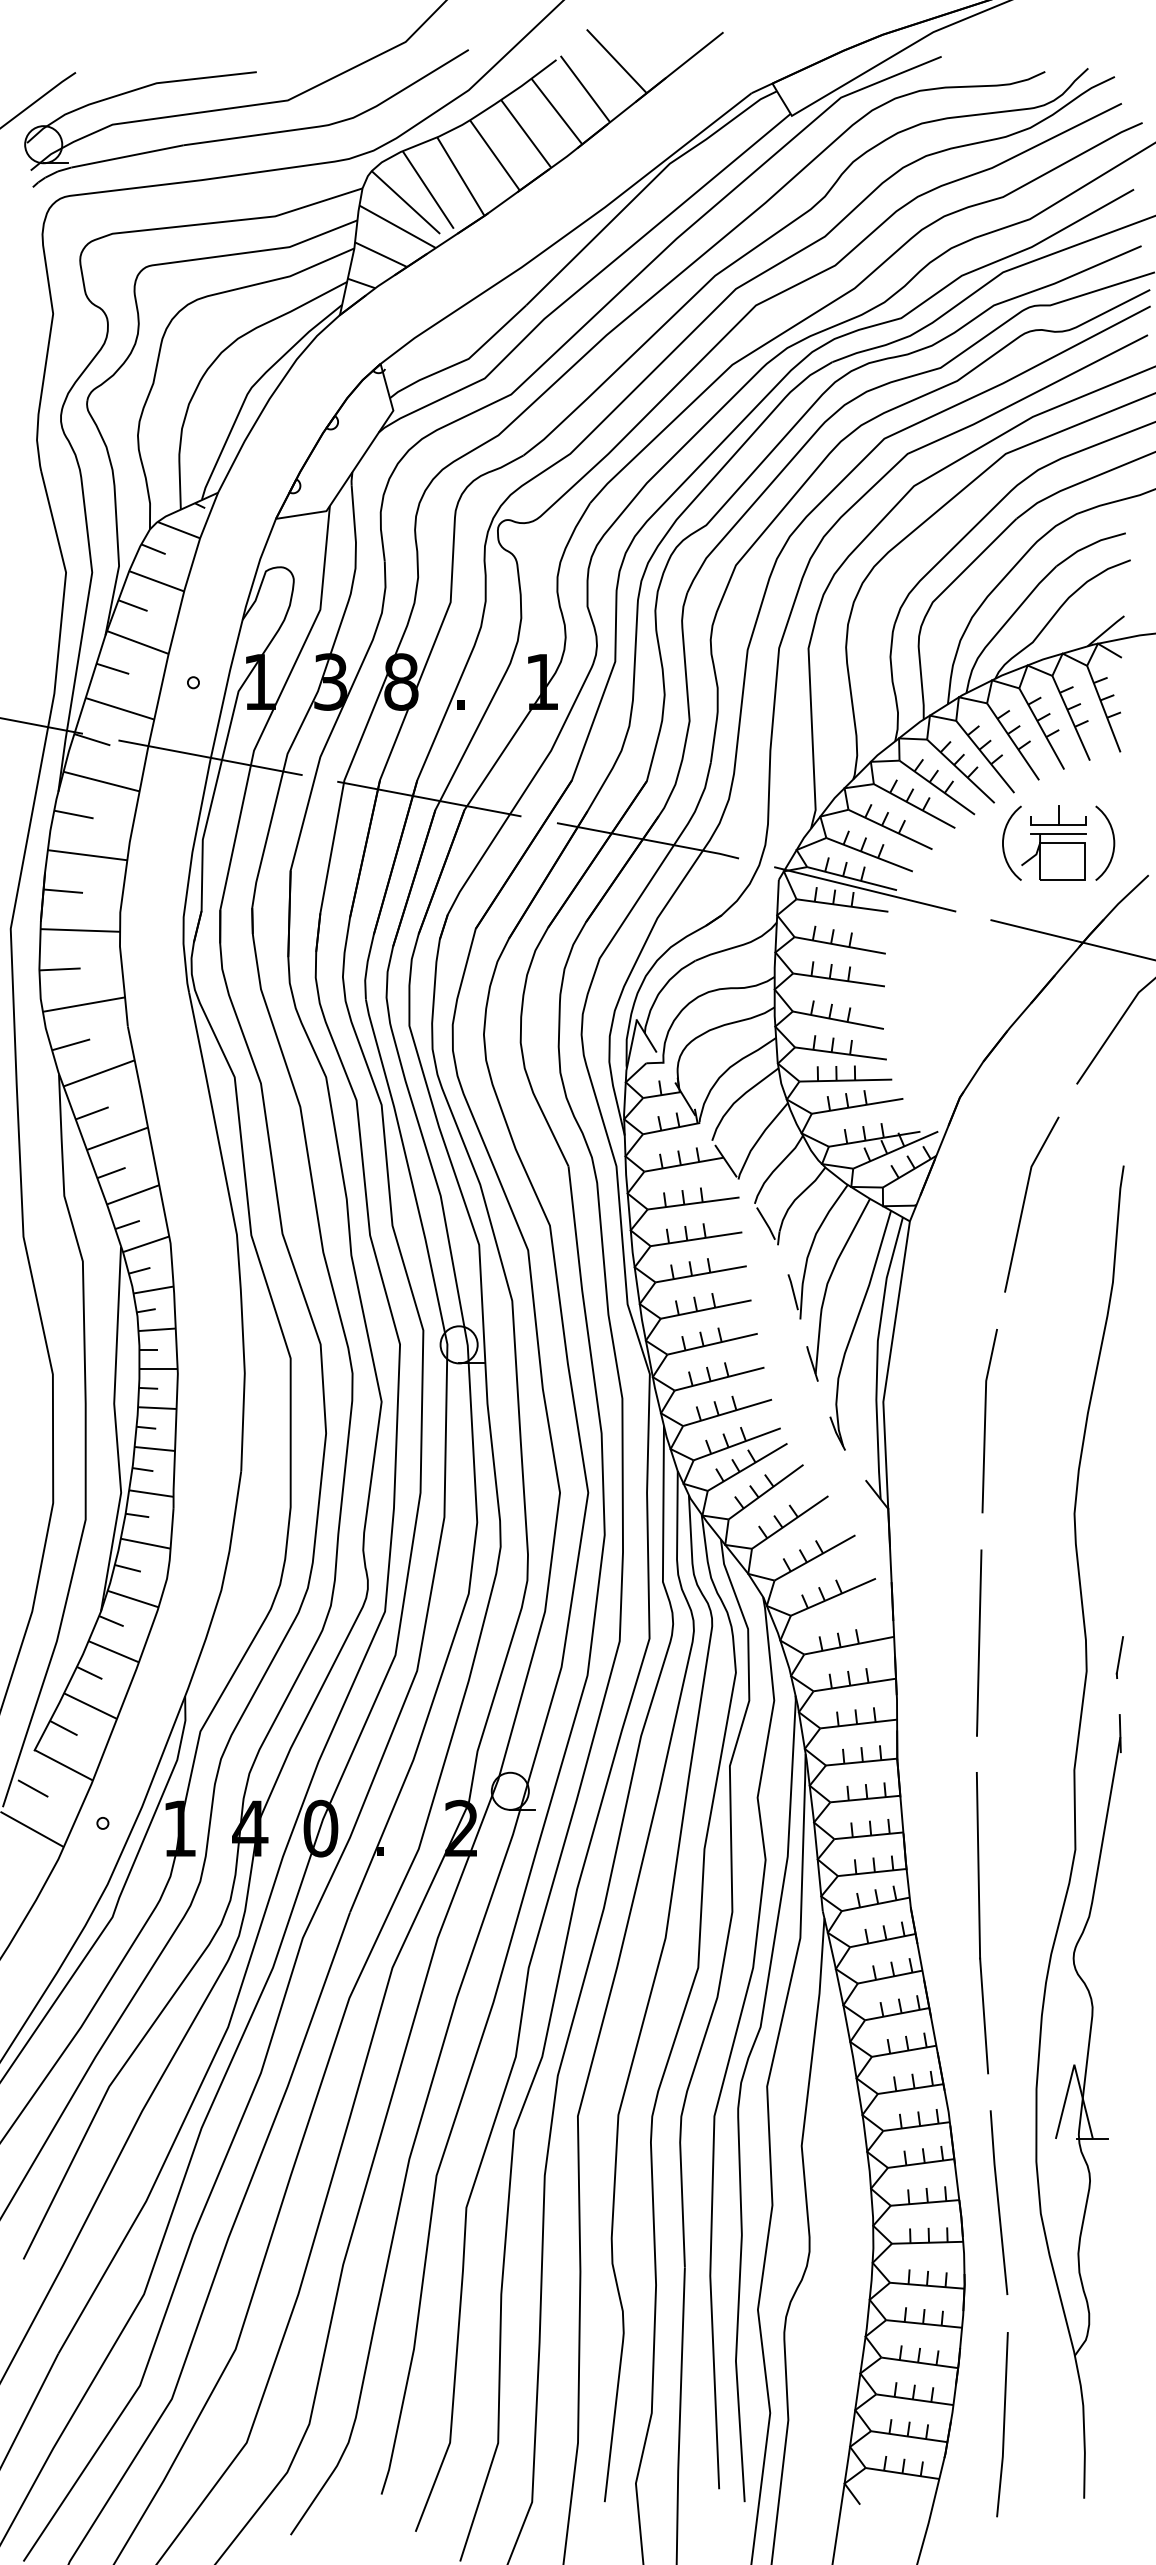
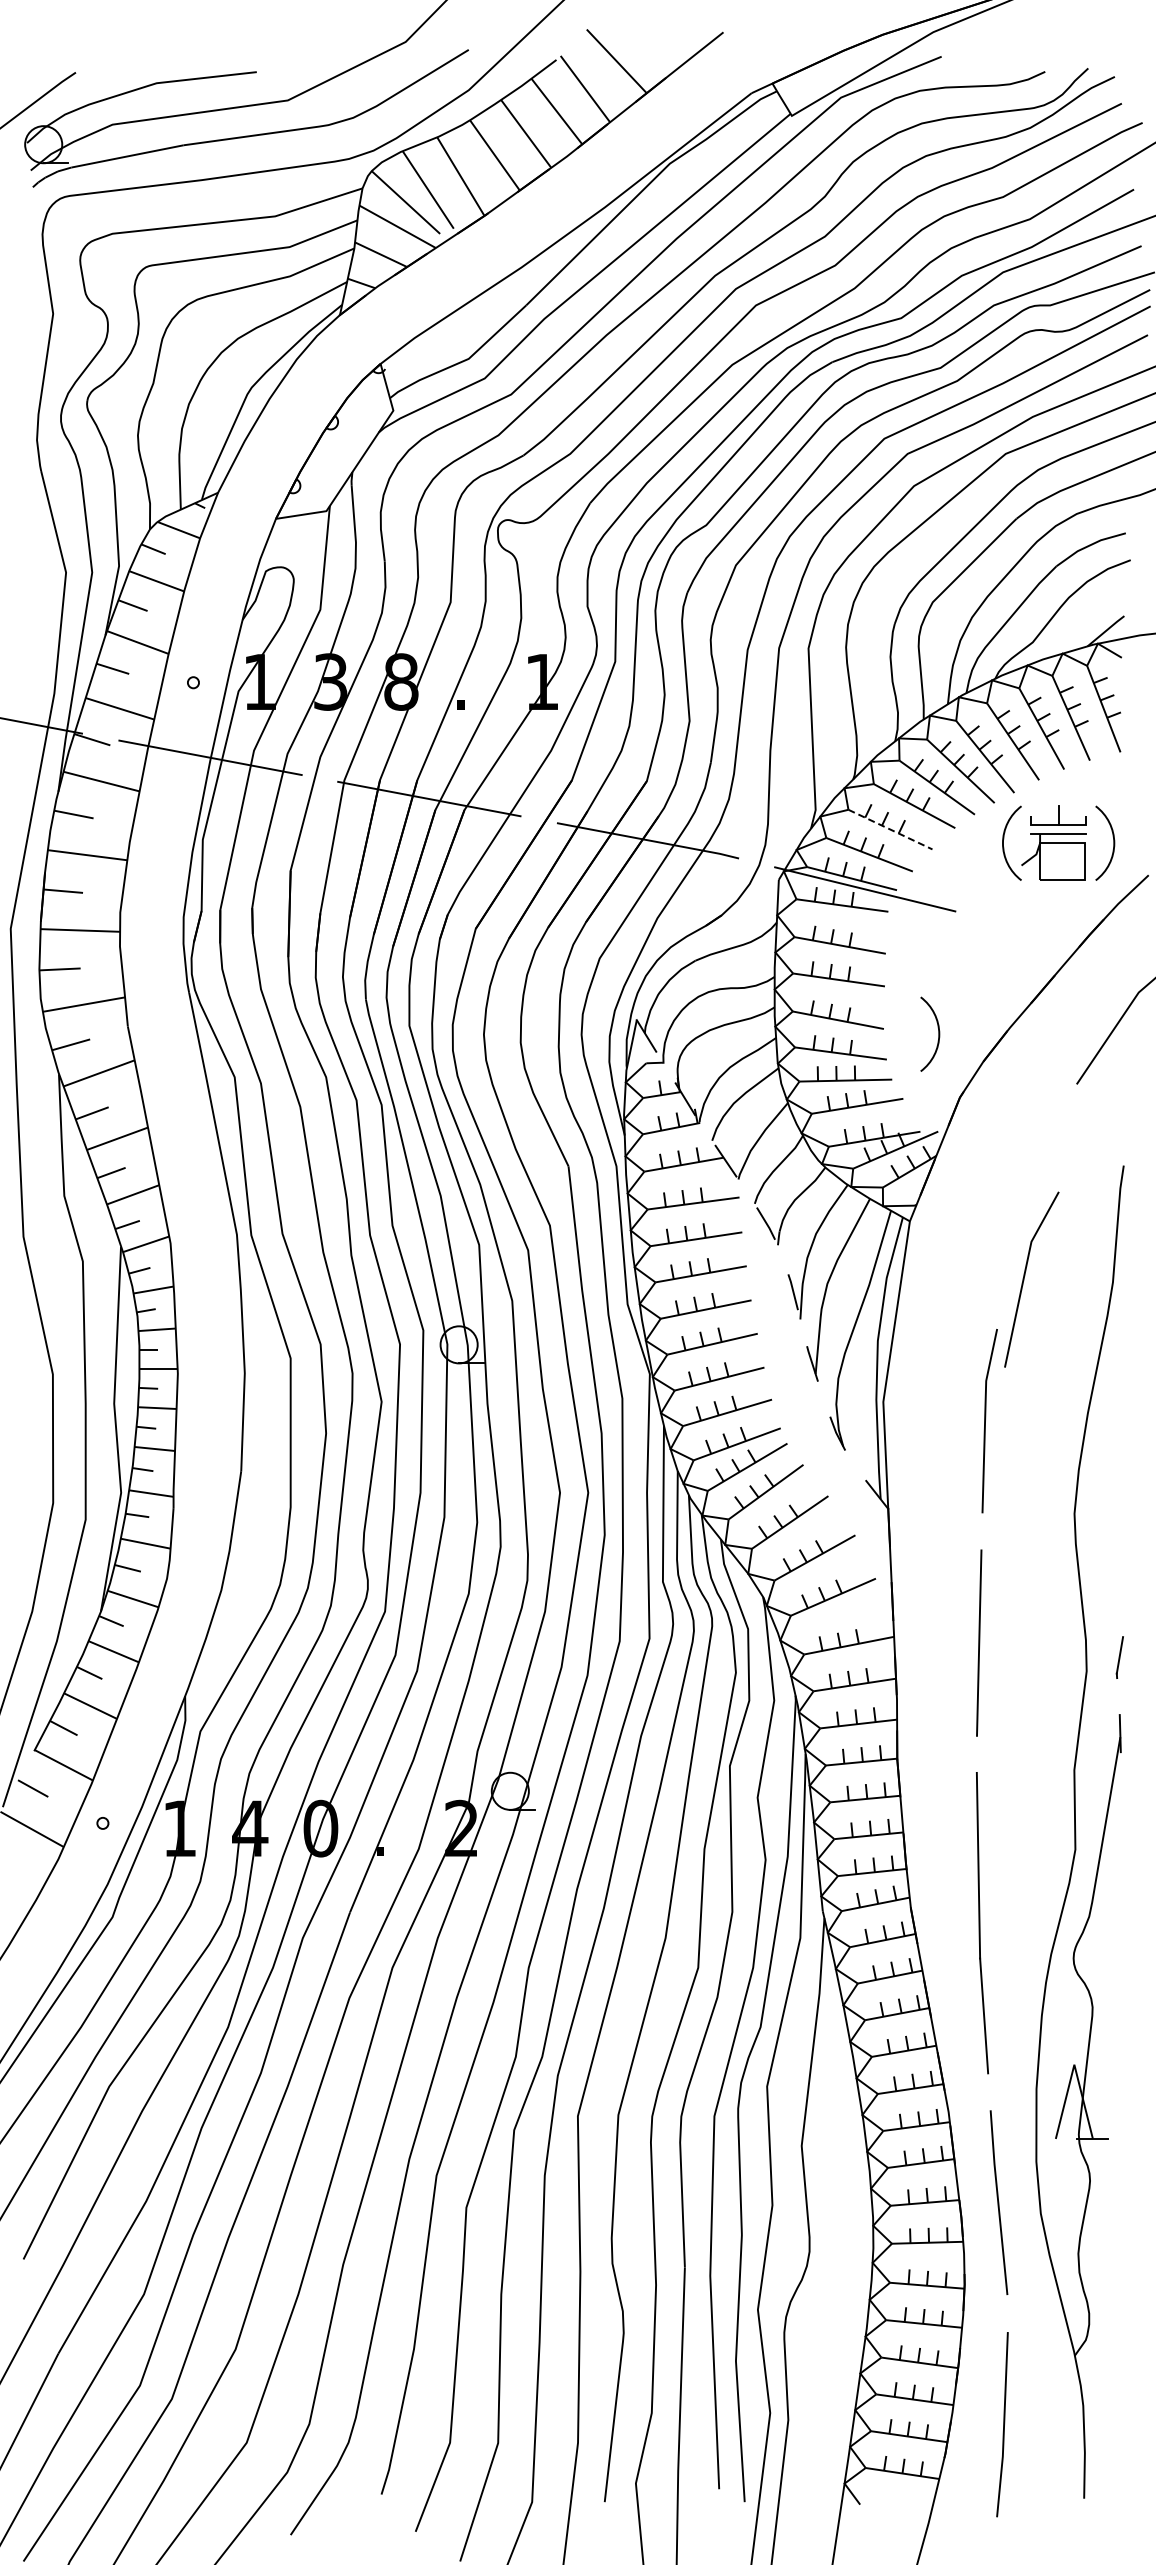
line: solid -> dashed (890, 829)
line: present -> none (1071, 939)
arc: none -> present (938, 1033)
line position: (1025, 1201) -> (1025, 1276) (1025, 1276)
